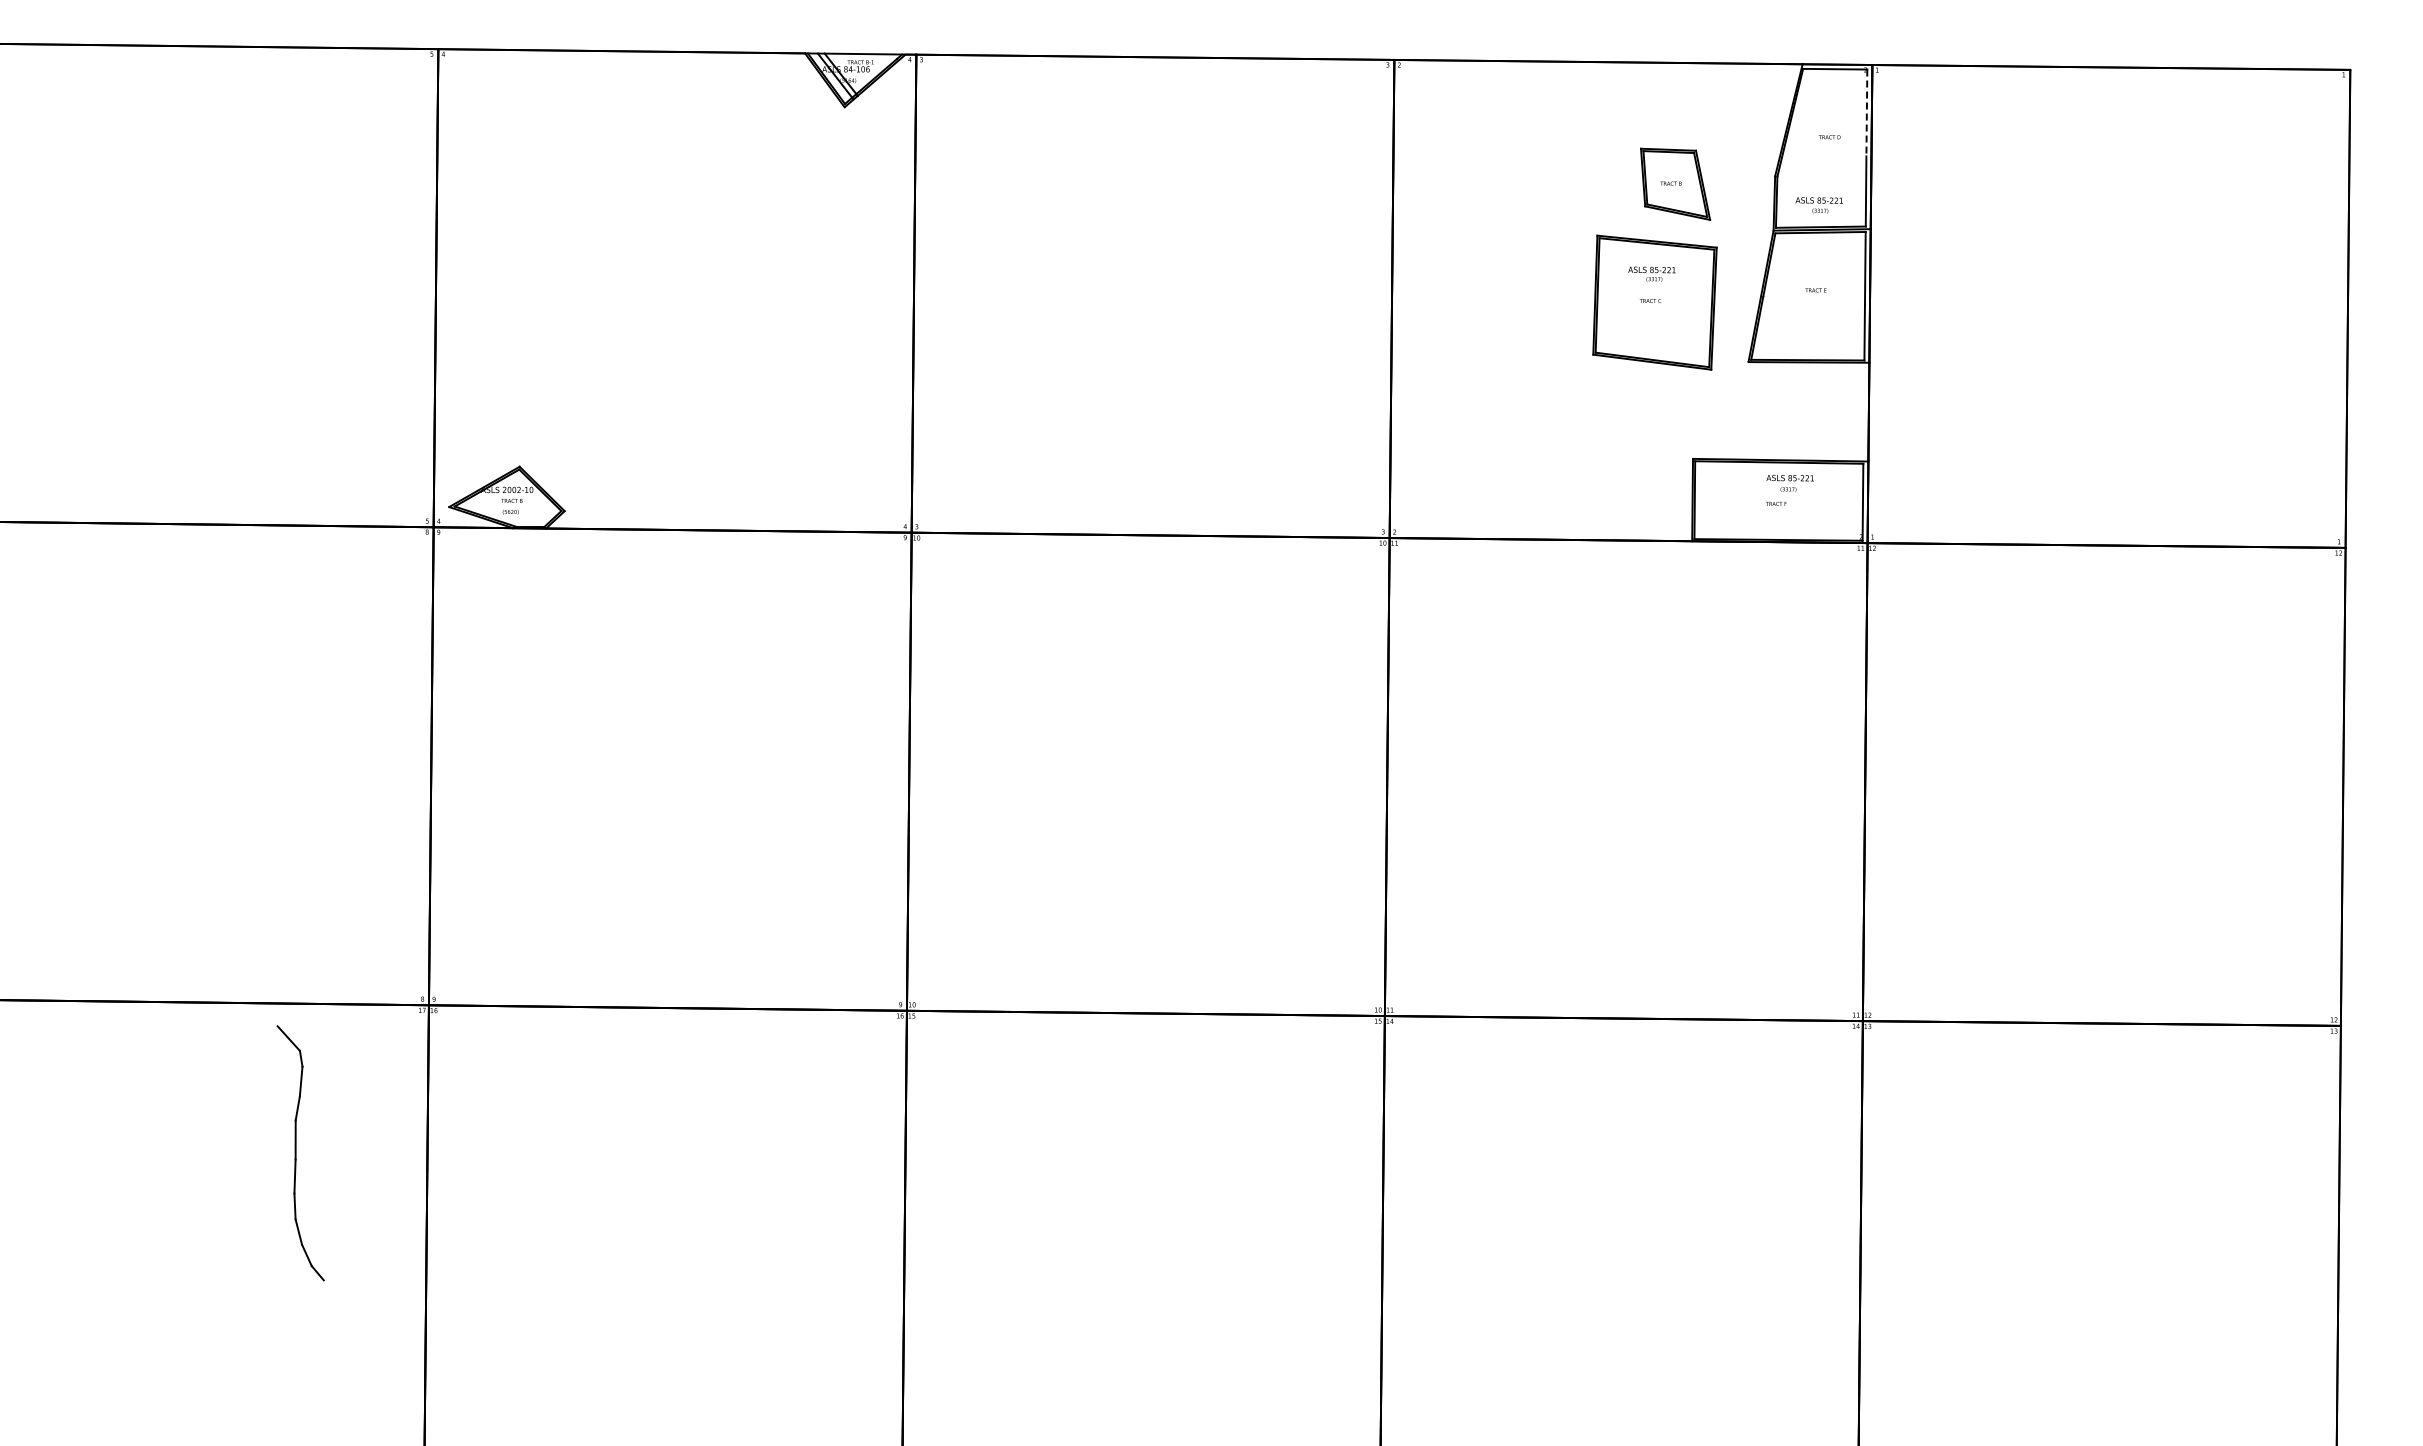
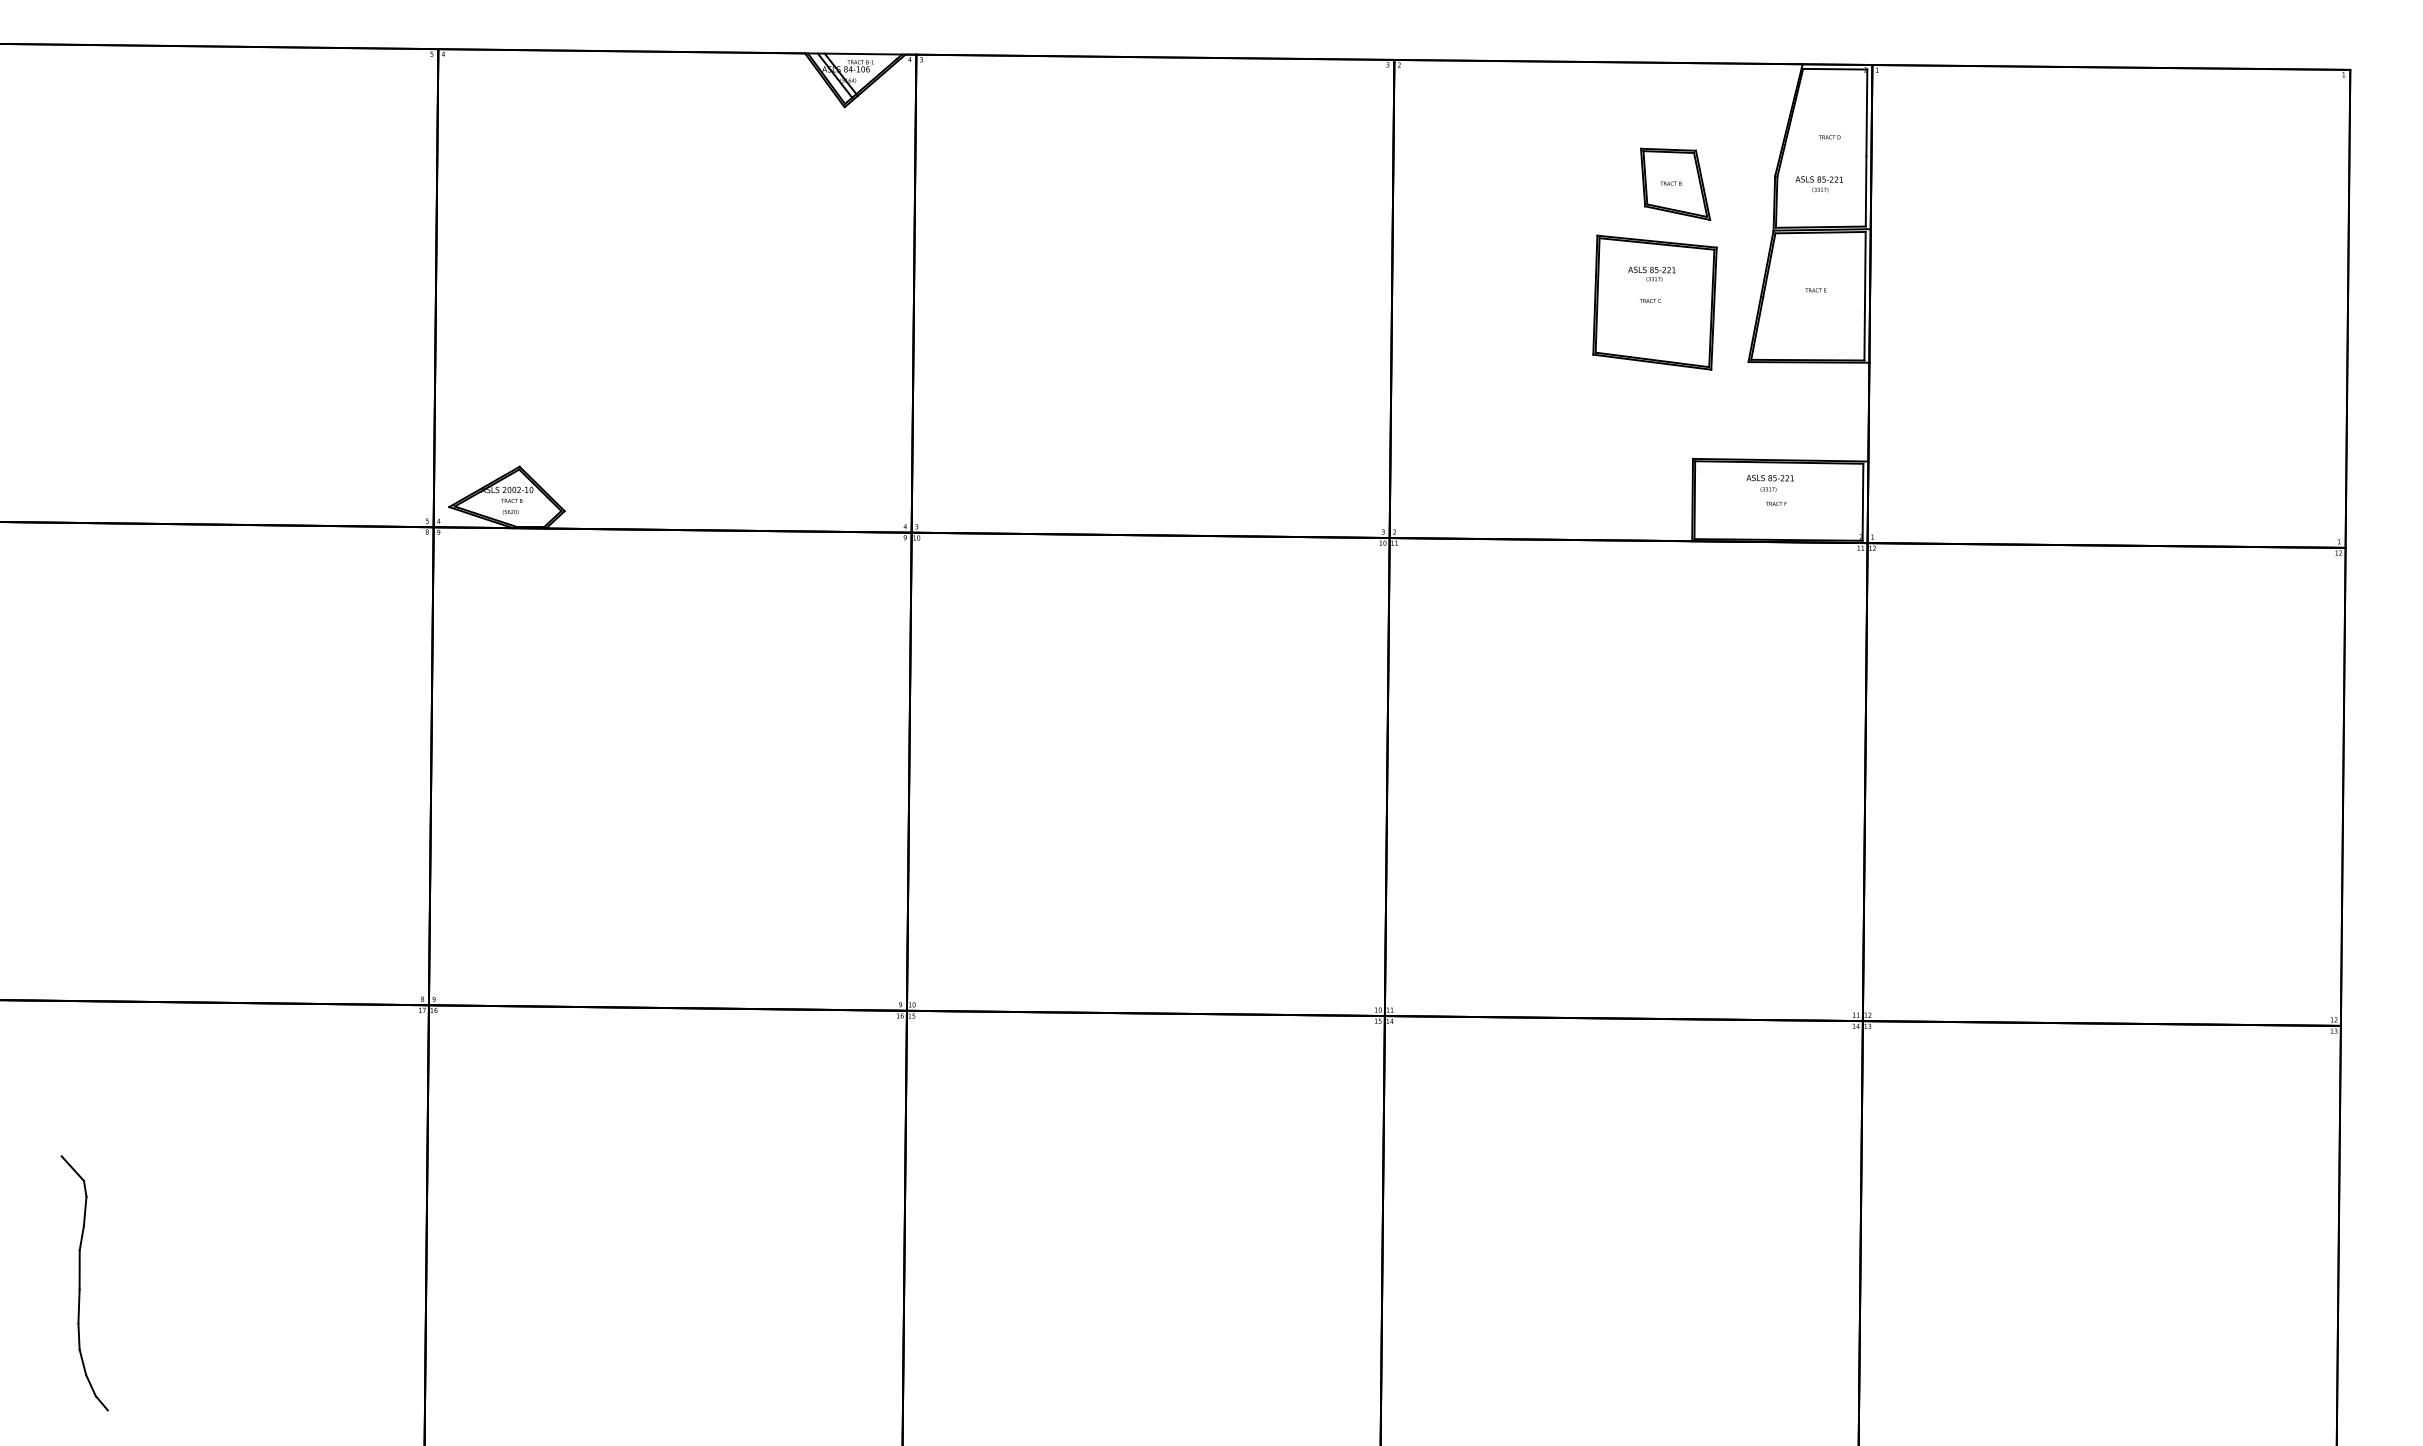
line: dashed -> solid (1866, 113)
text position: (1818, 205) -> (1818, 184) (1818, 184)
text position: (1789, 482) -> (1769, 482) (1769, 482)
part position: (300, 1153) -> (84, 1283) (84, 1283)
